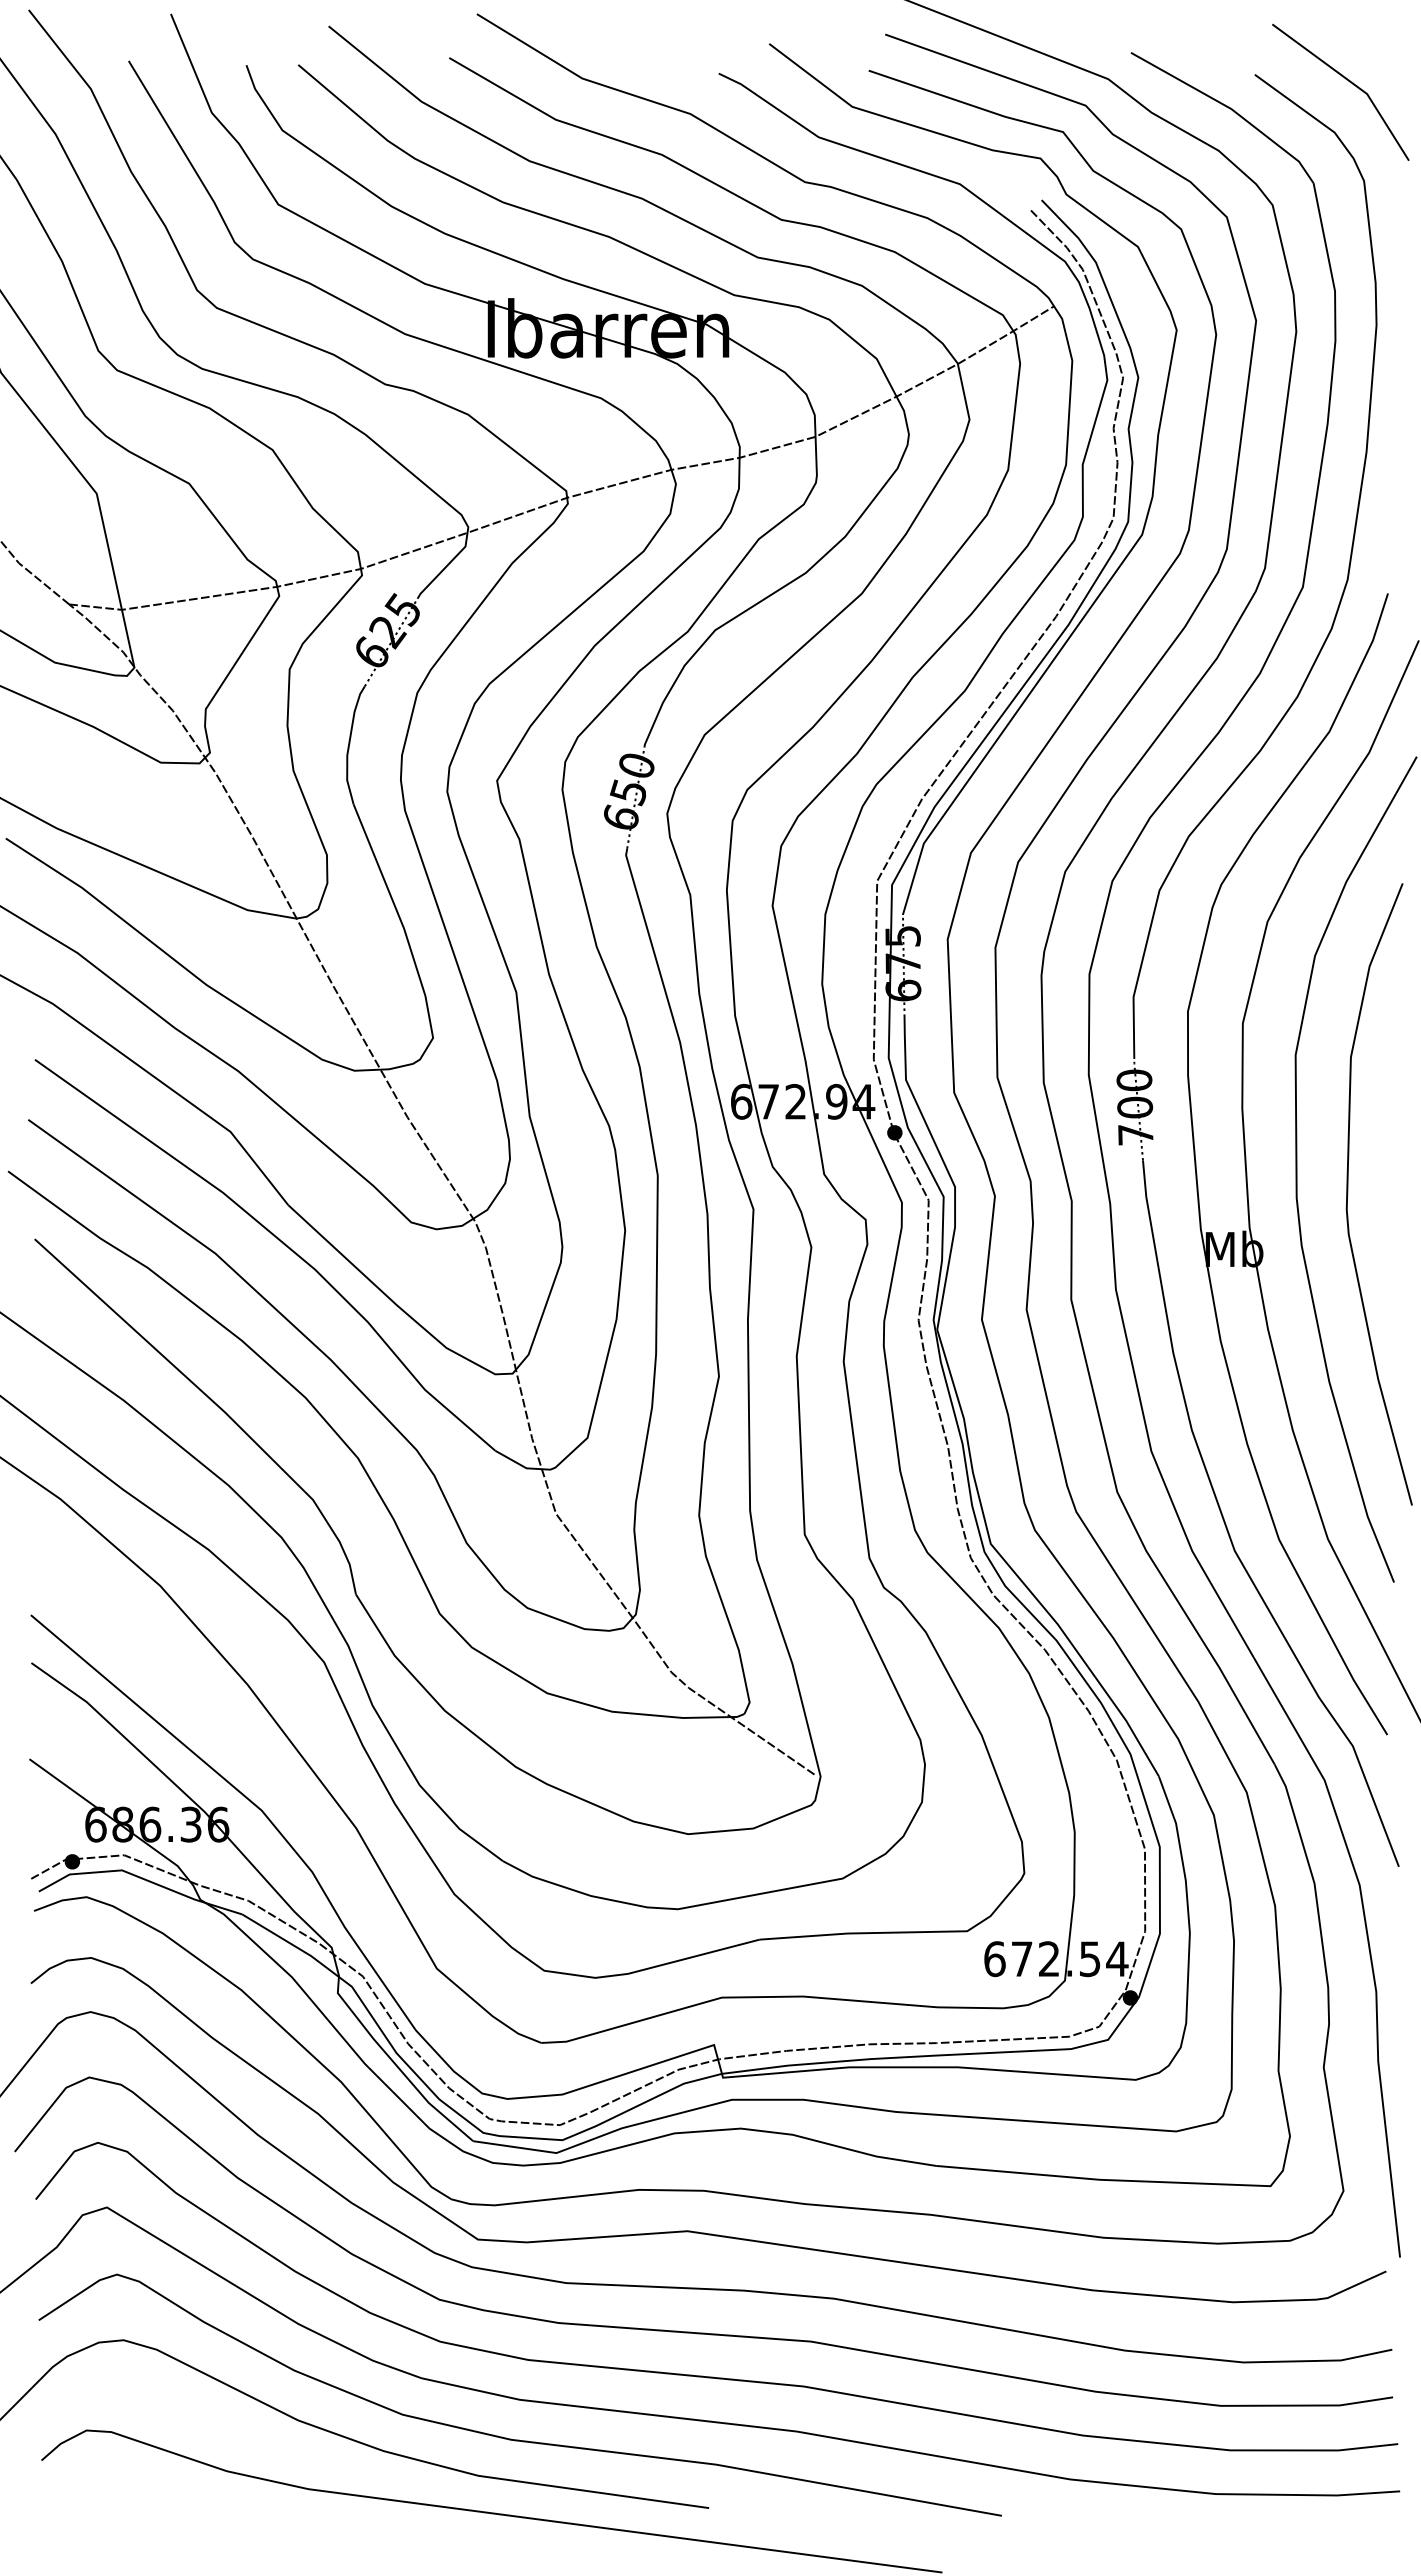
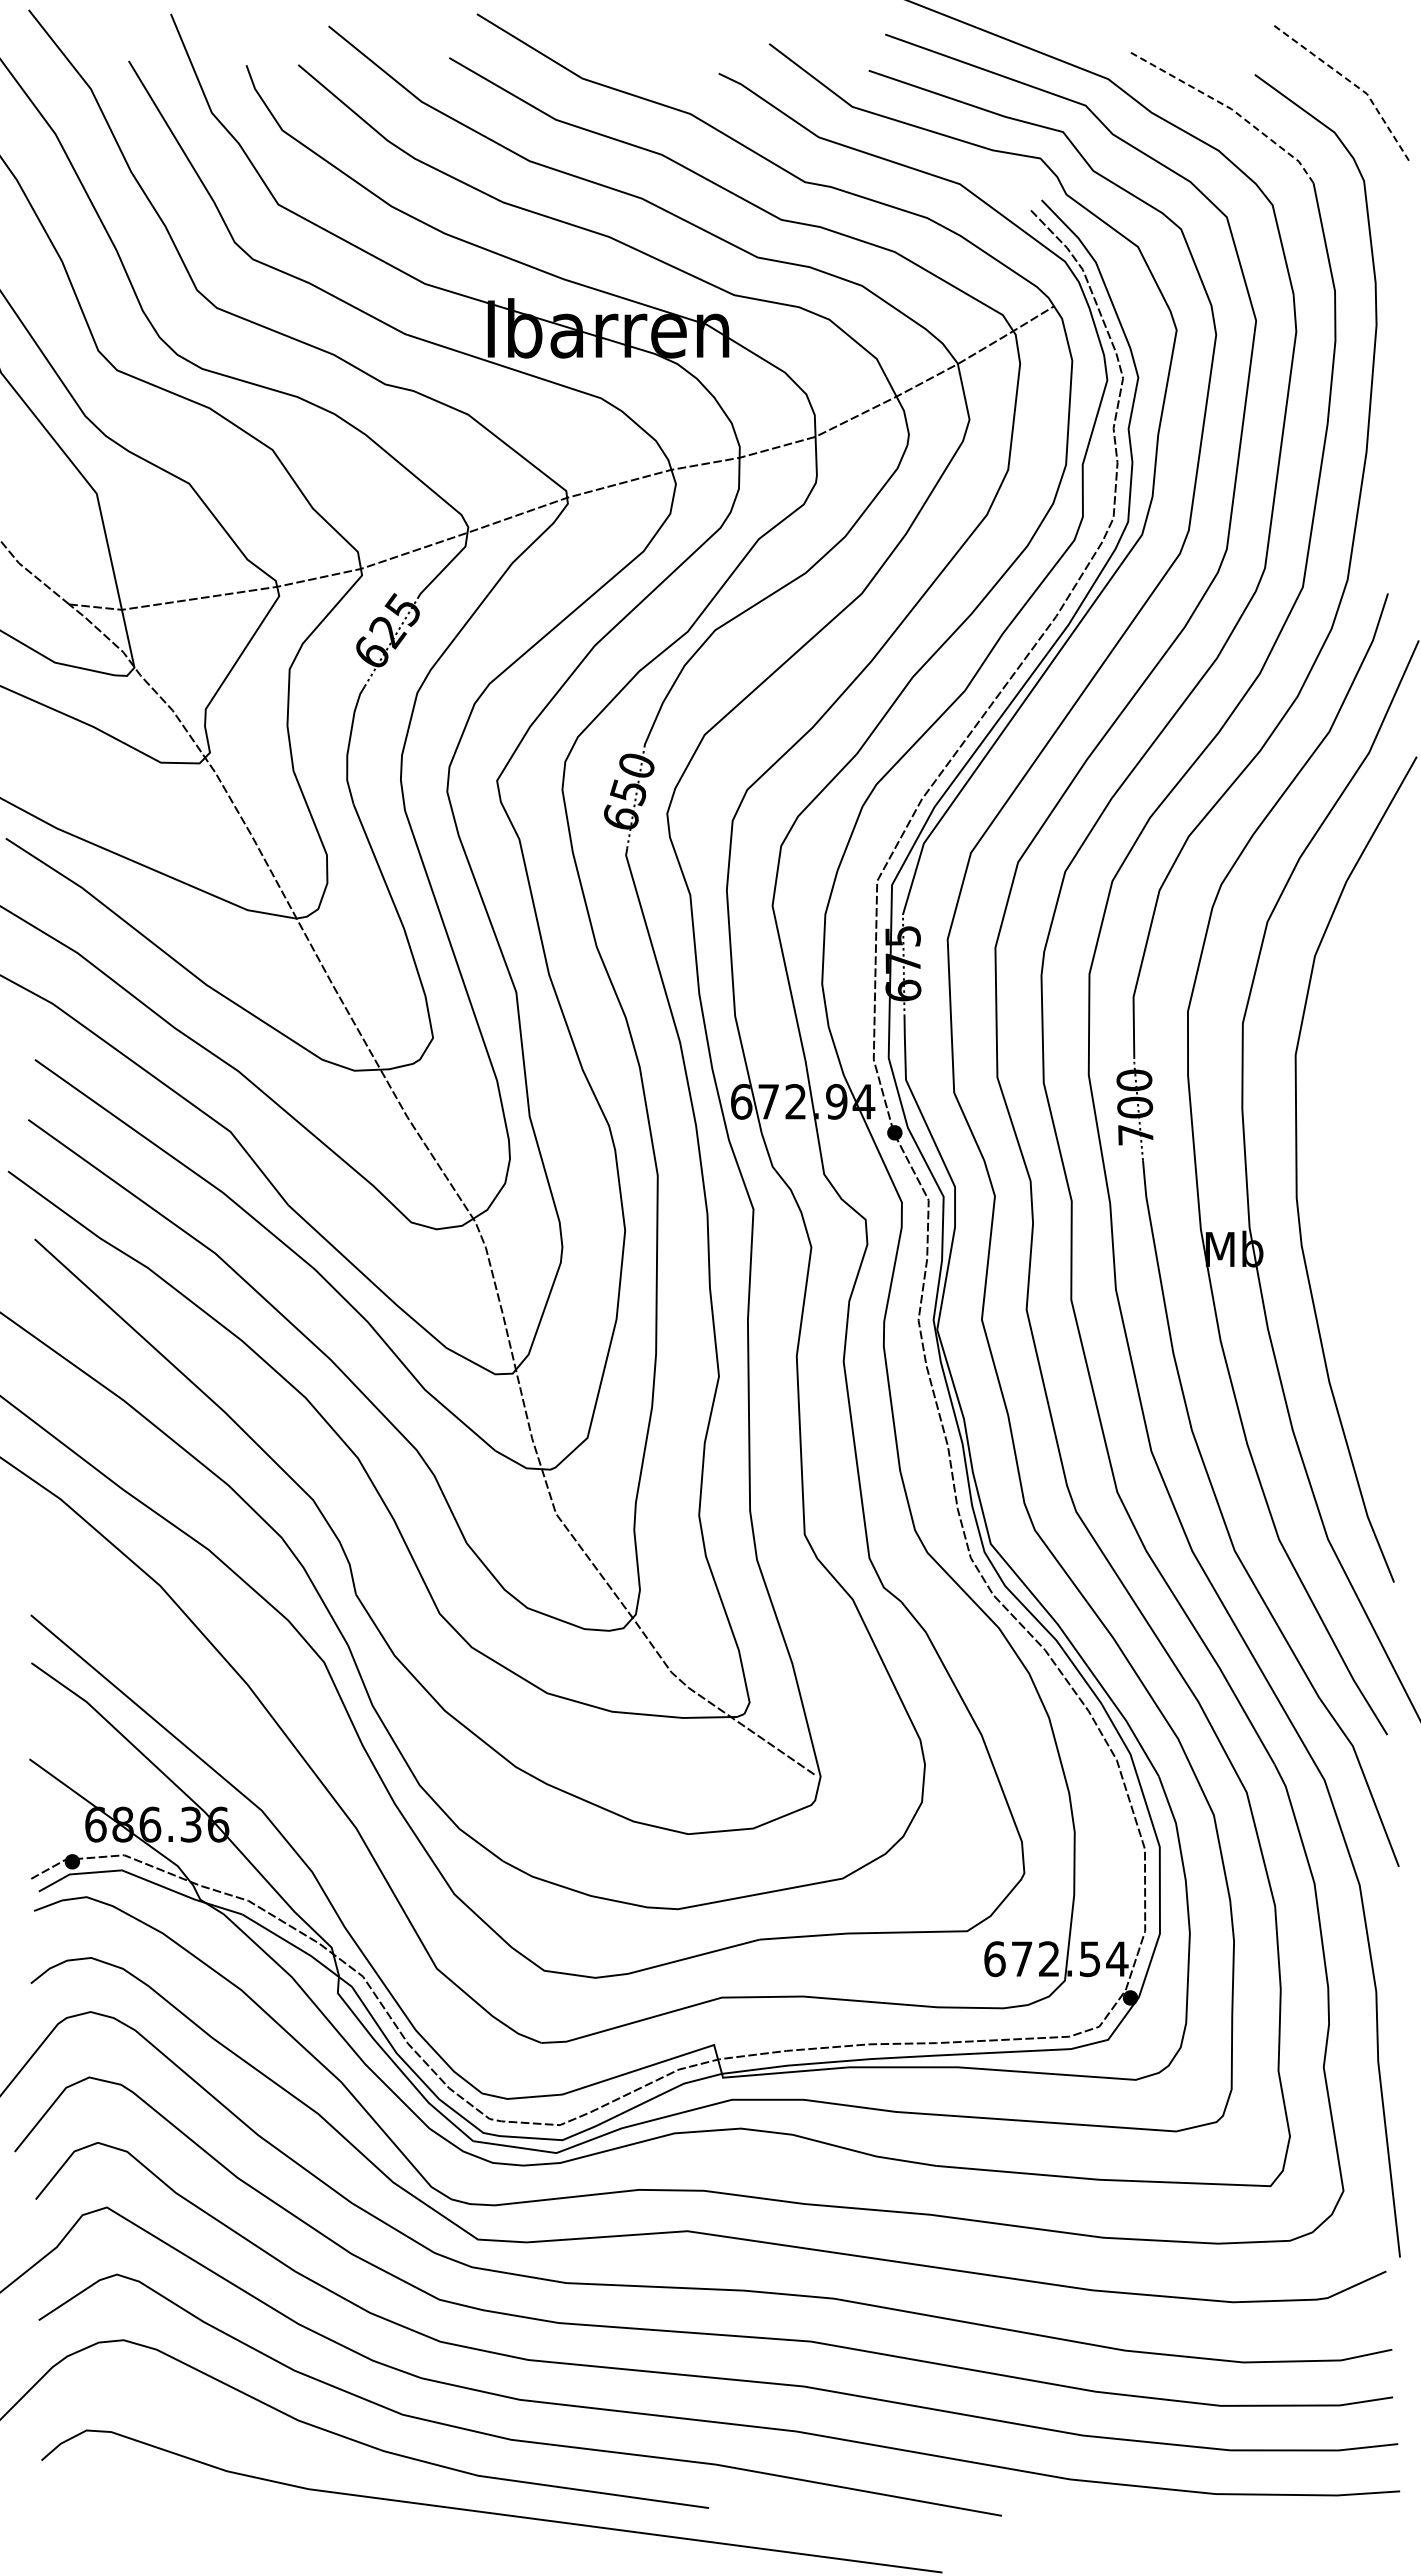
line: solid -> dashed (1351, 82)
line: solid -> dashed (1230, 108)
curve: present -> none (1348, 1194)
